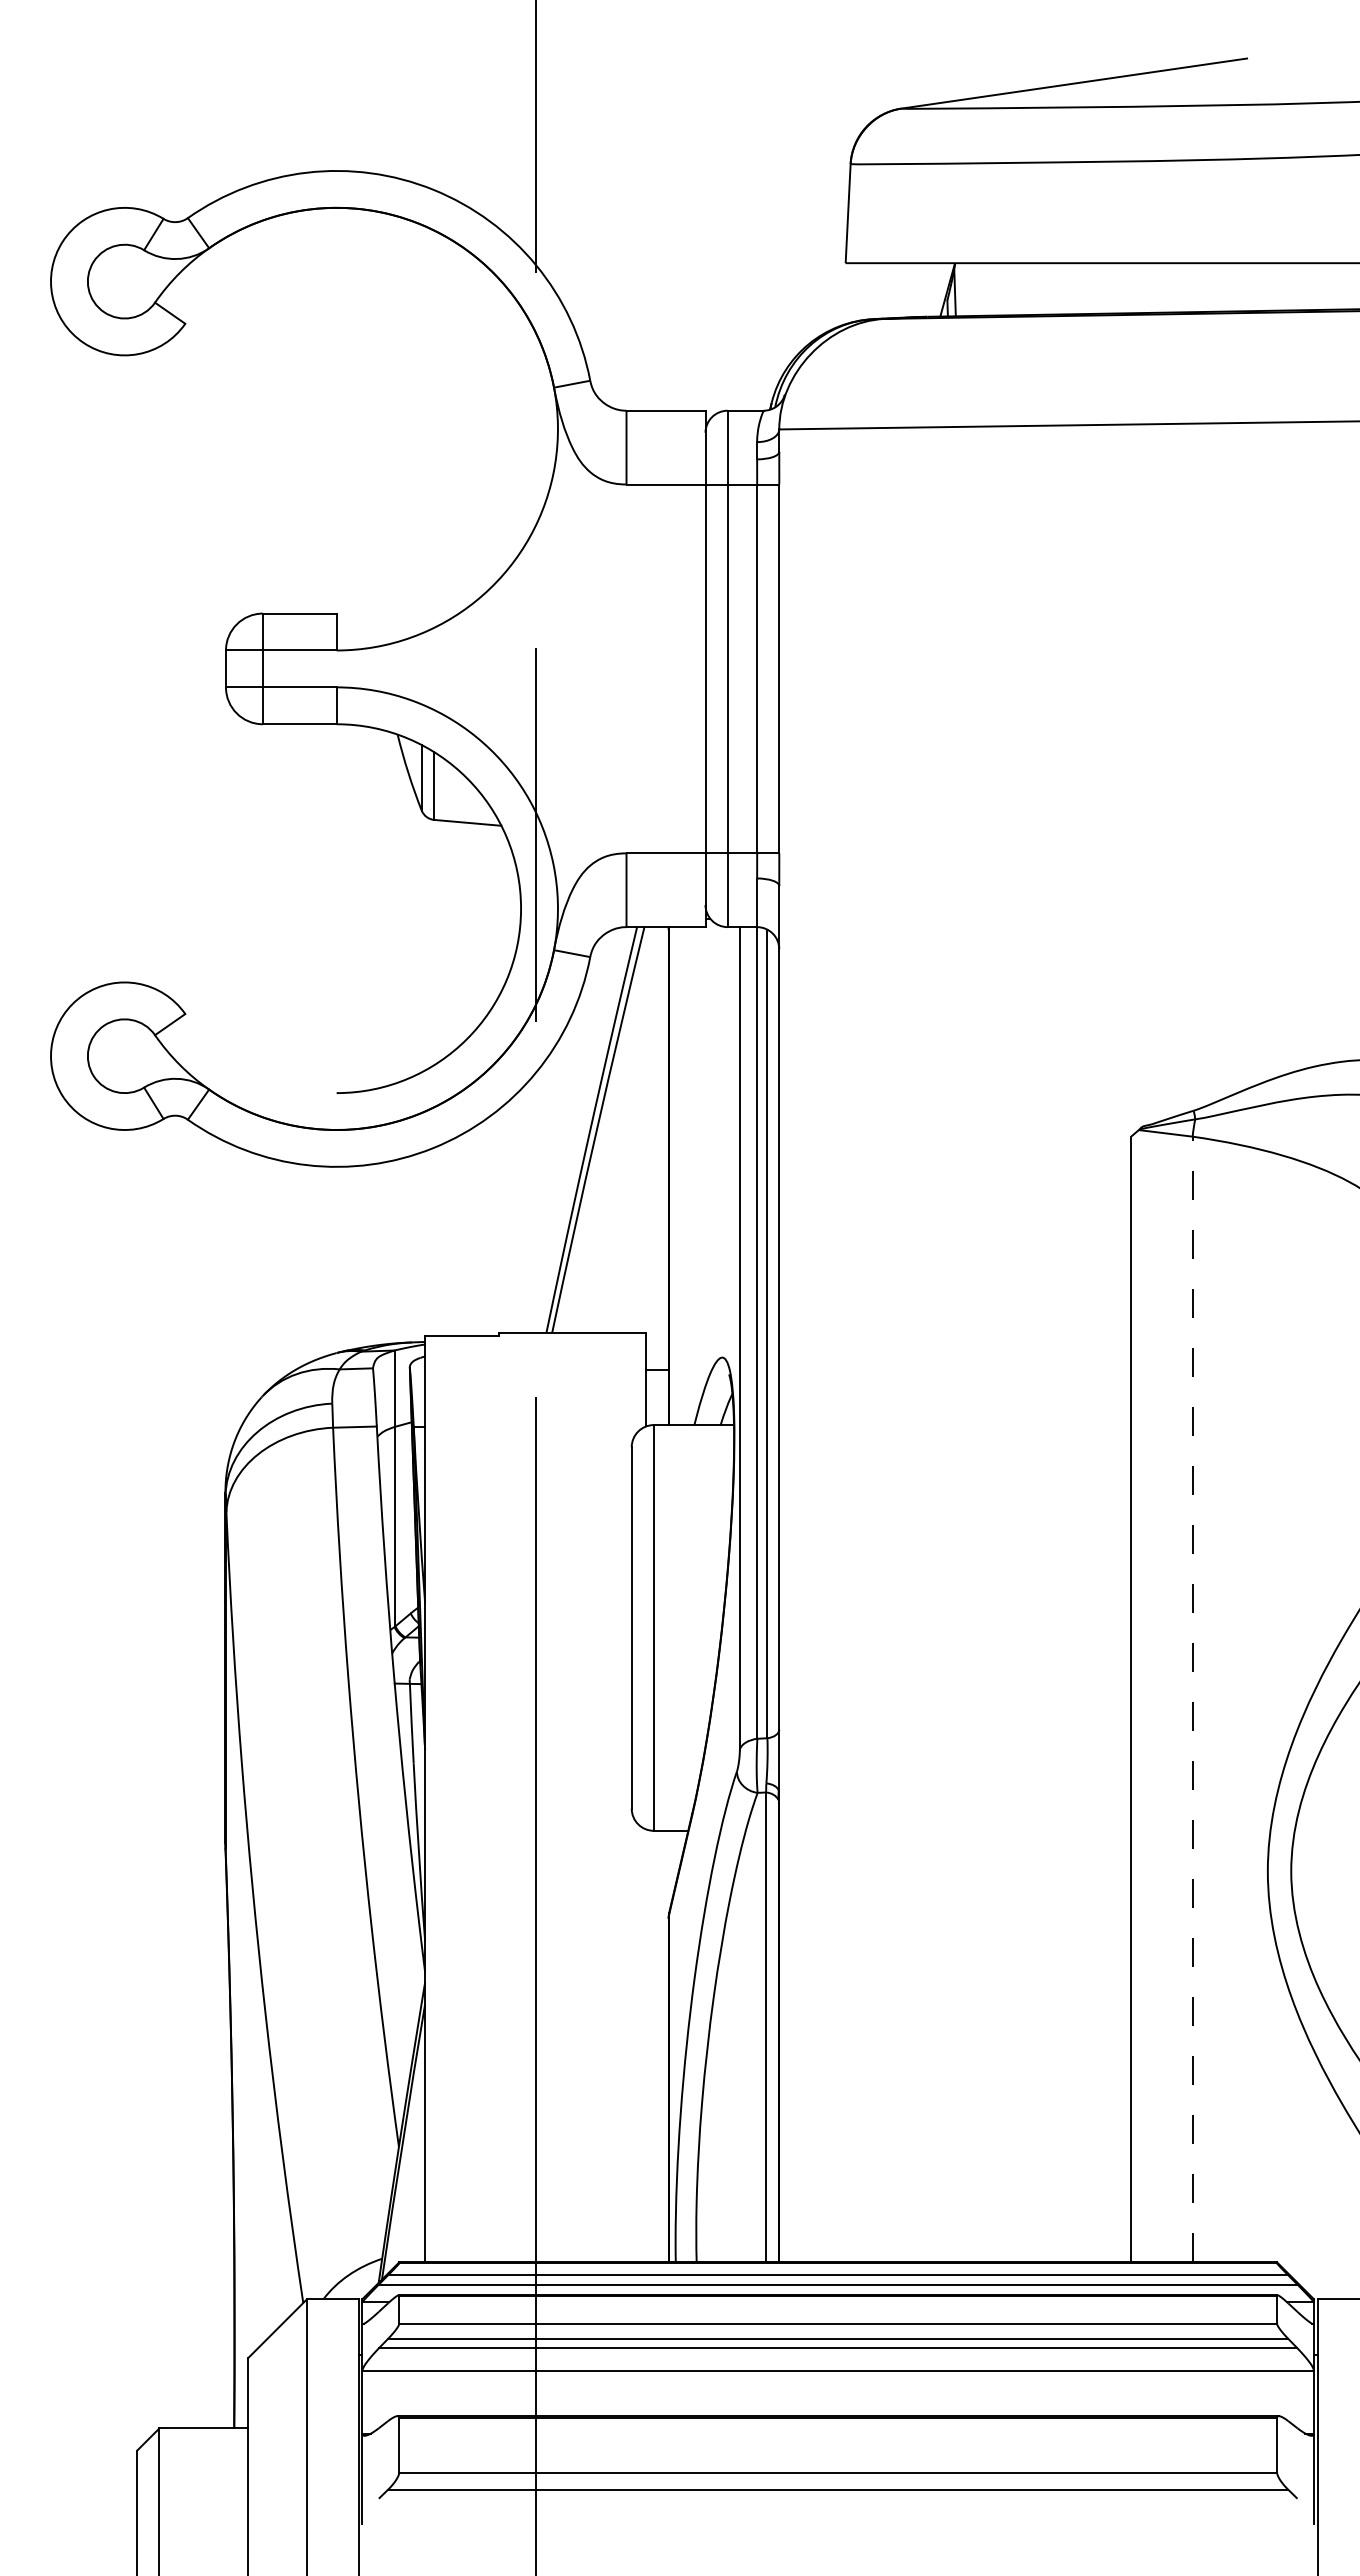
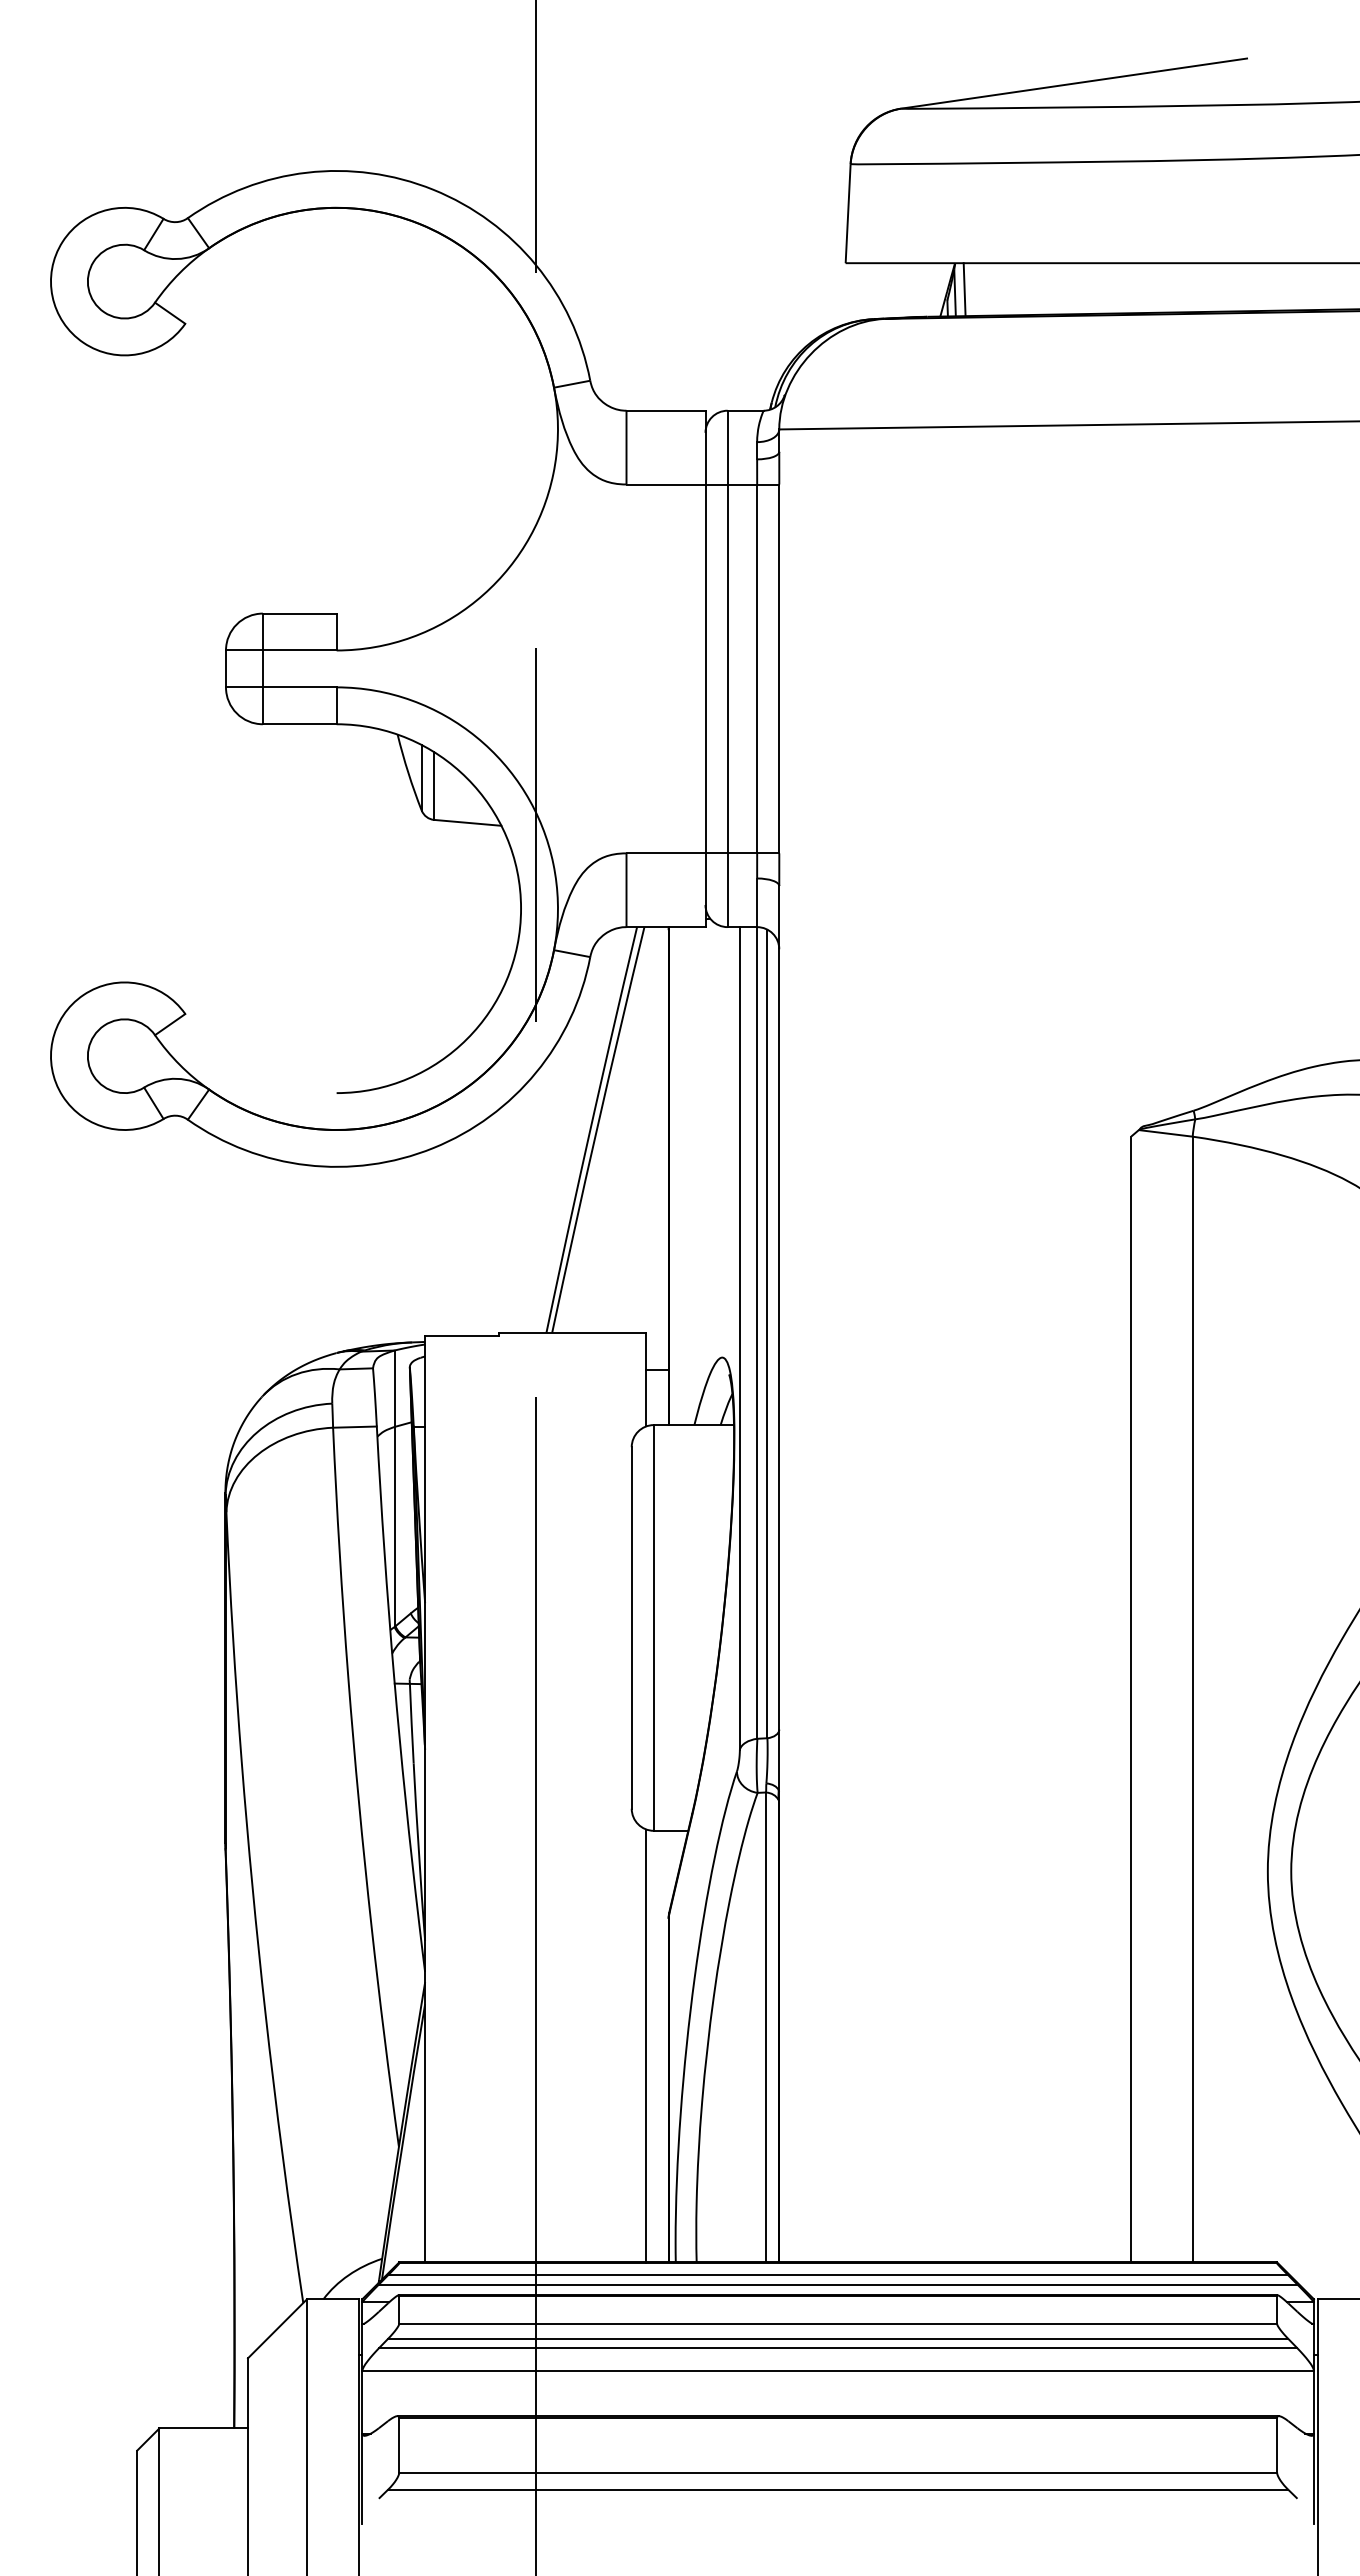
line: none -> present (964, 289)
line: dashed -> solid (1192, 1699)
line: none -> present (646, 2045)
